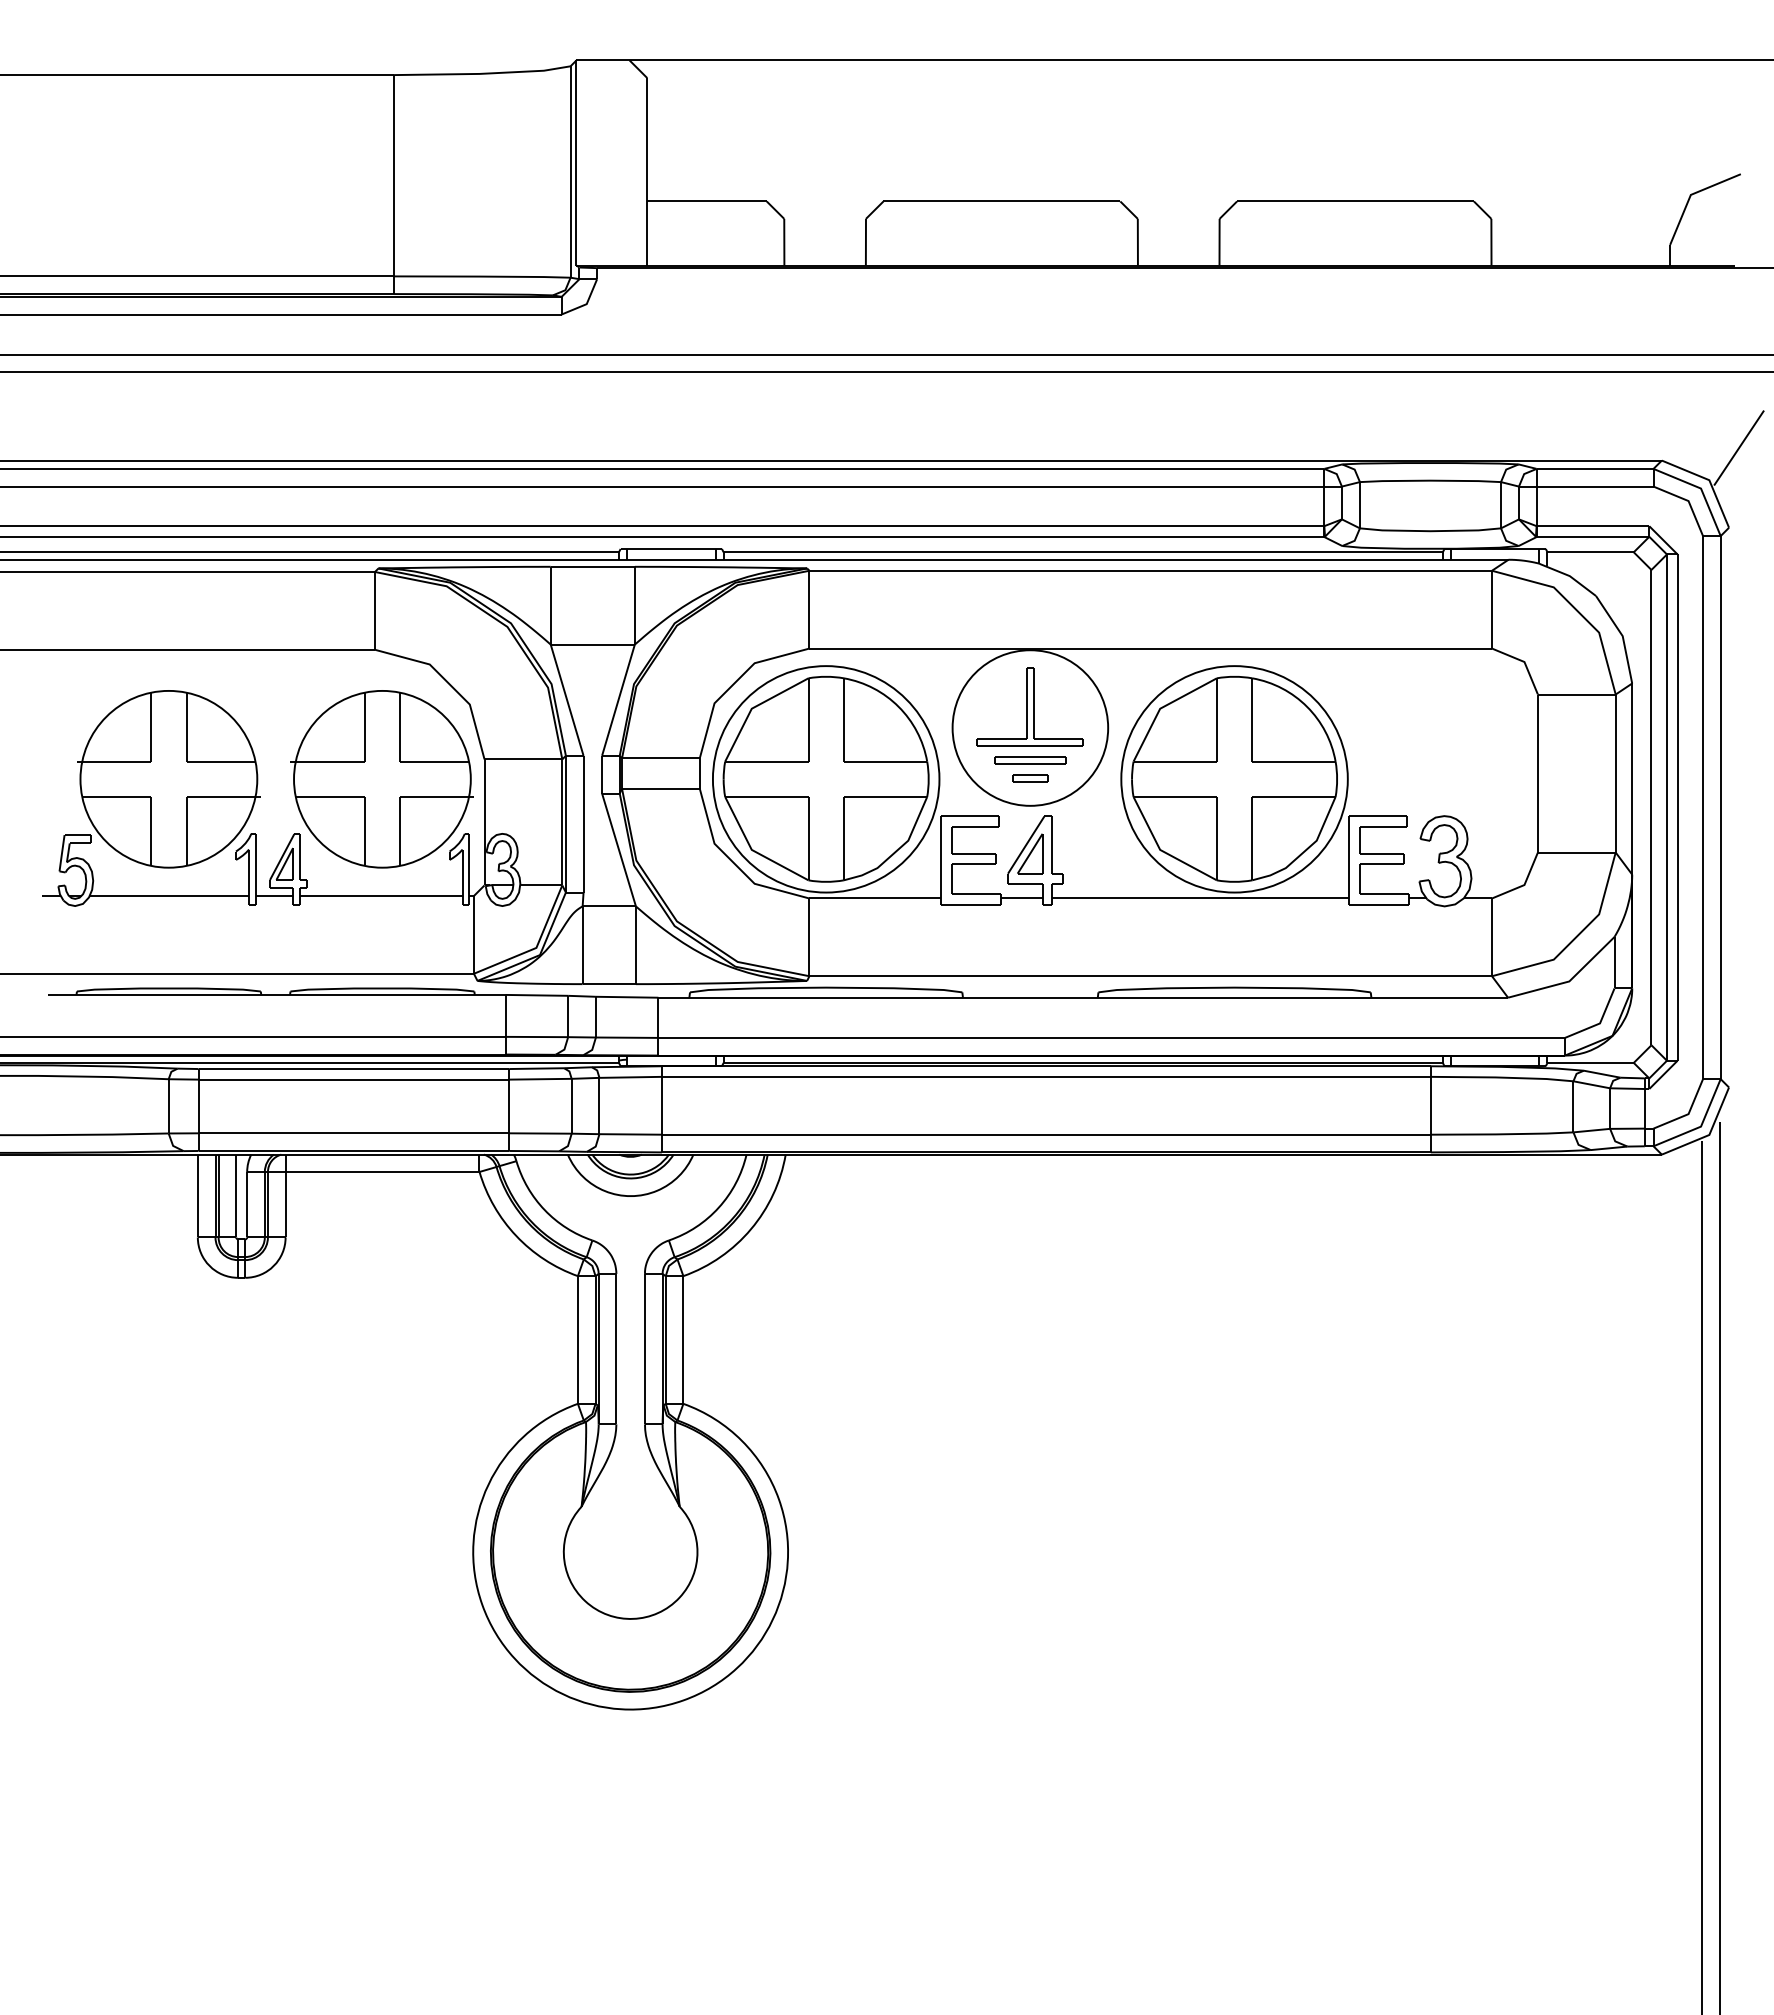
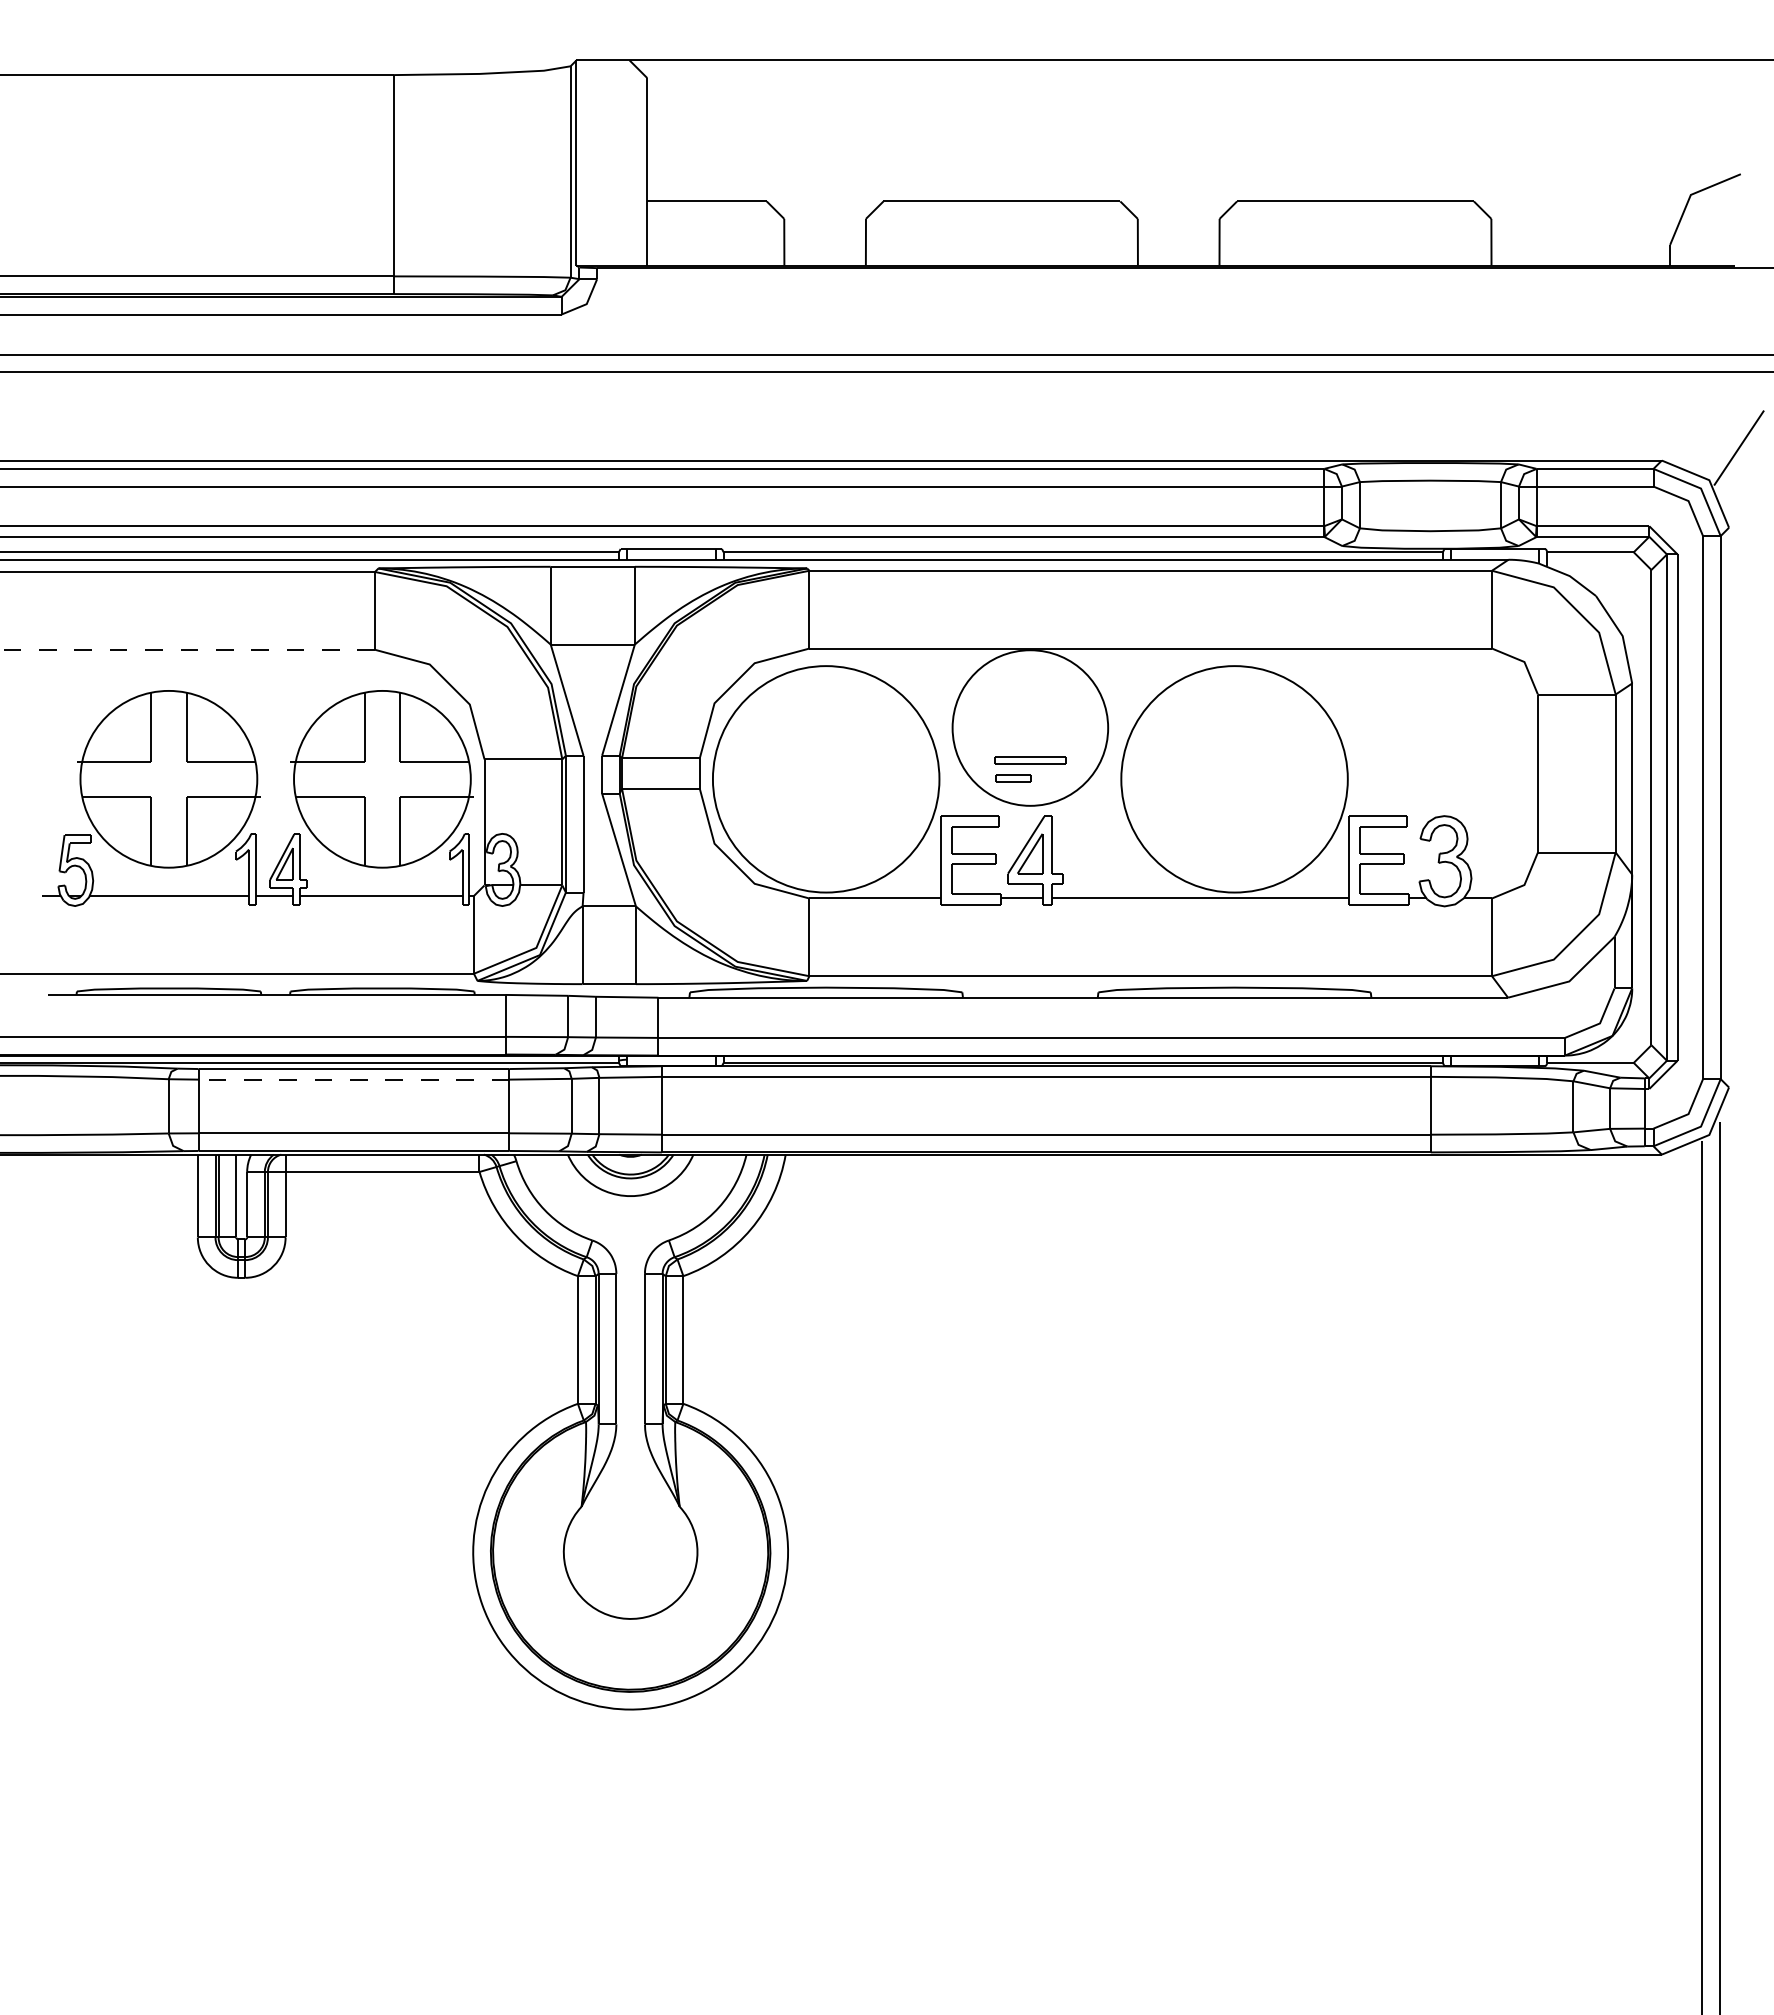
line: solid -> dashed (187, 649)
part: present -> none (1029, 706)
part position: (1030, 778) -> (1013, 778) (1013, 778)
part: present -> none (825, 779)
part: present -> none (1234, 779)
line: solid -> dashed (353, 1079)
